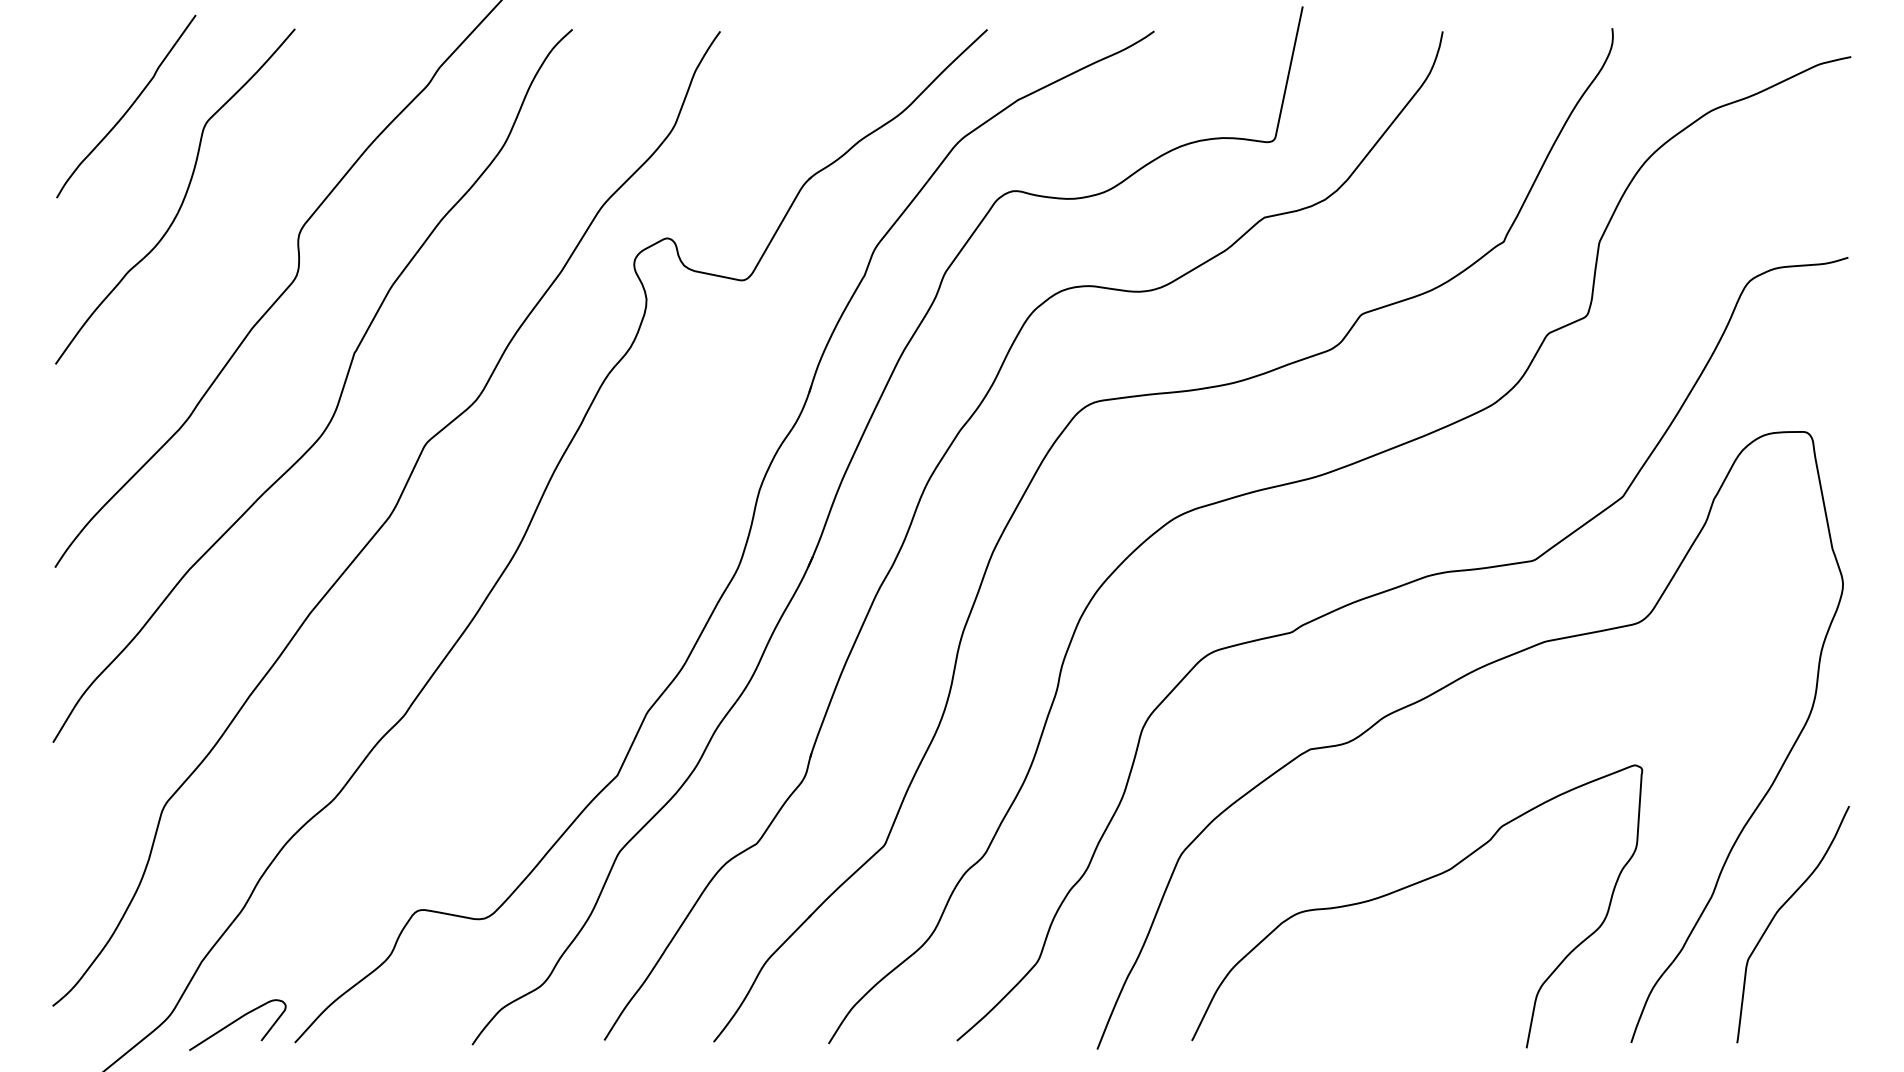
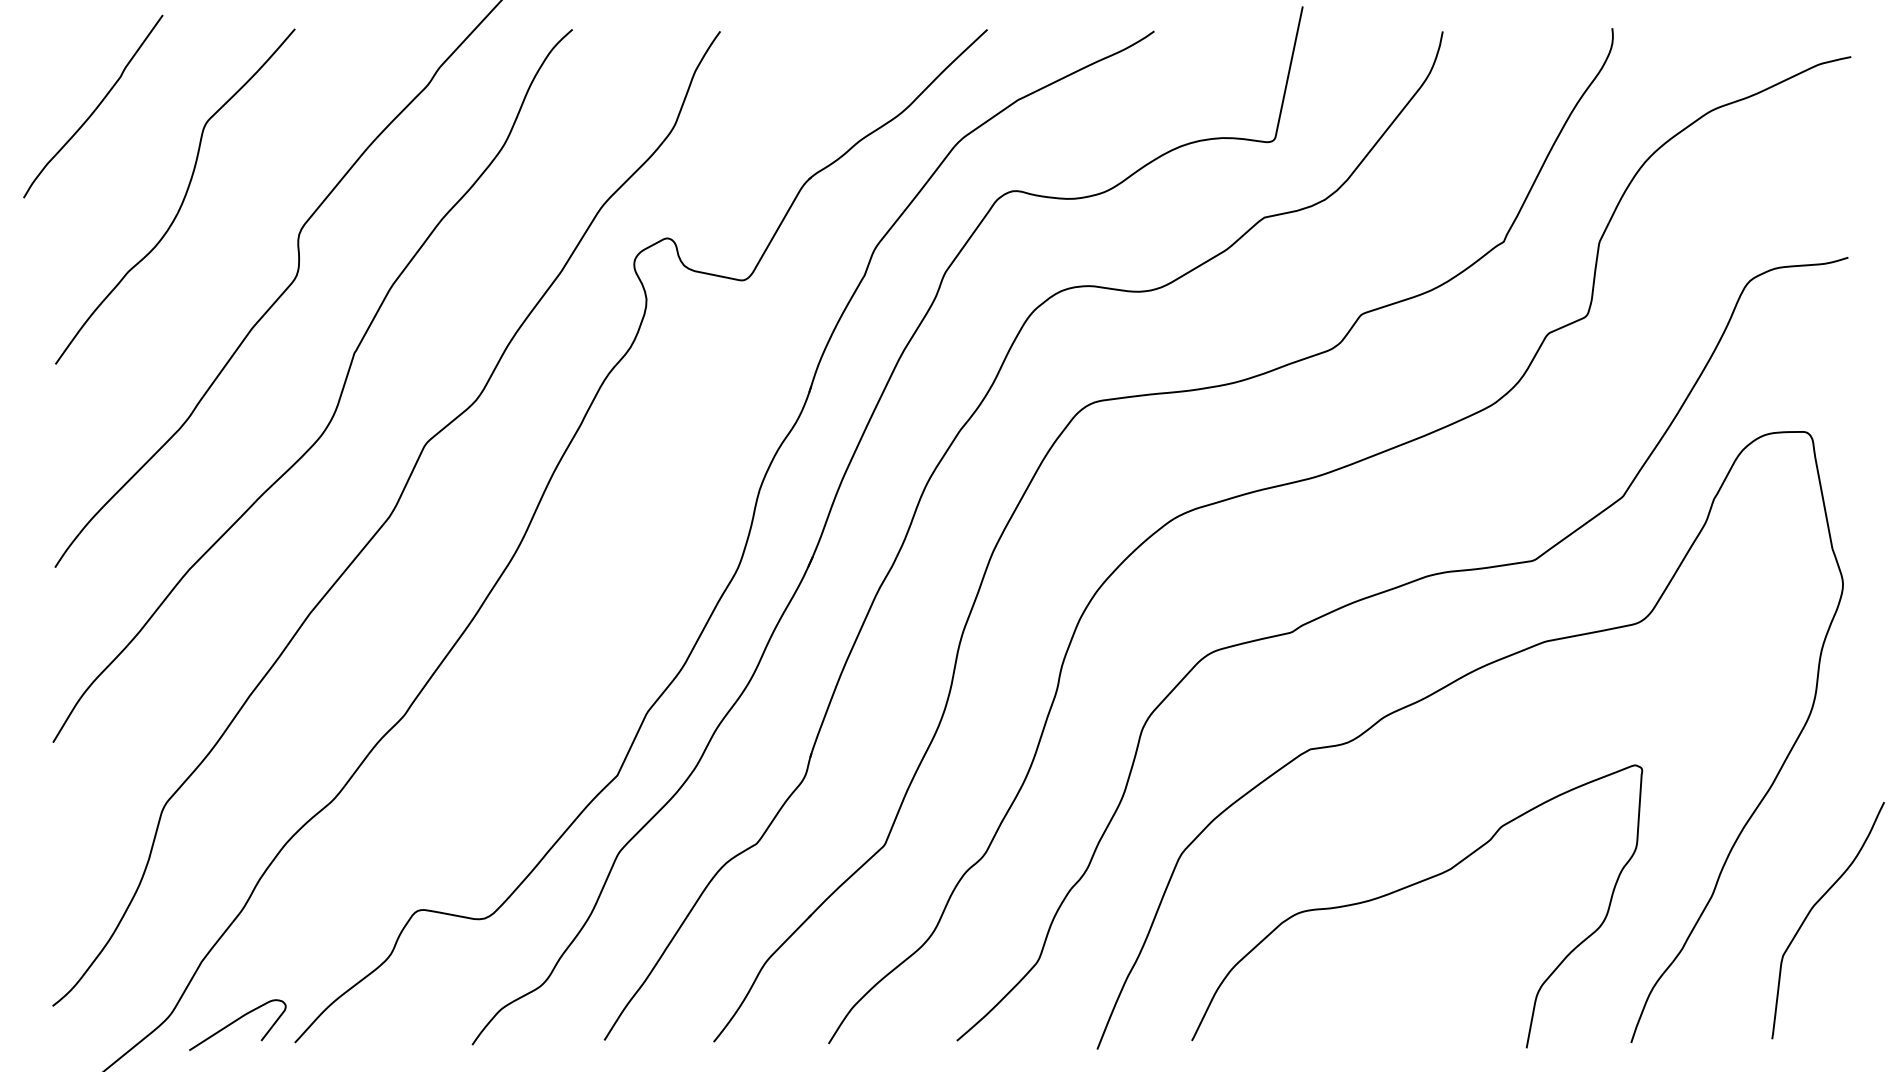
curve position: (128, 108) -> (95, 108) (95, 108)
curve position: (1776, 915) -> (1811, 911) (1811, 911)
